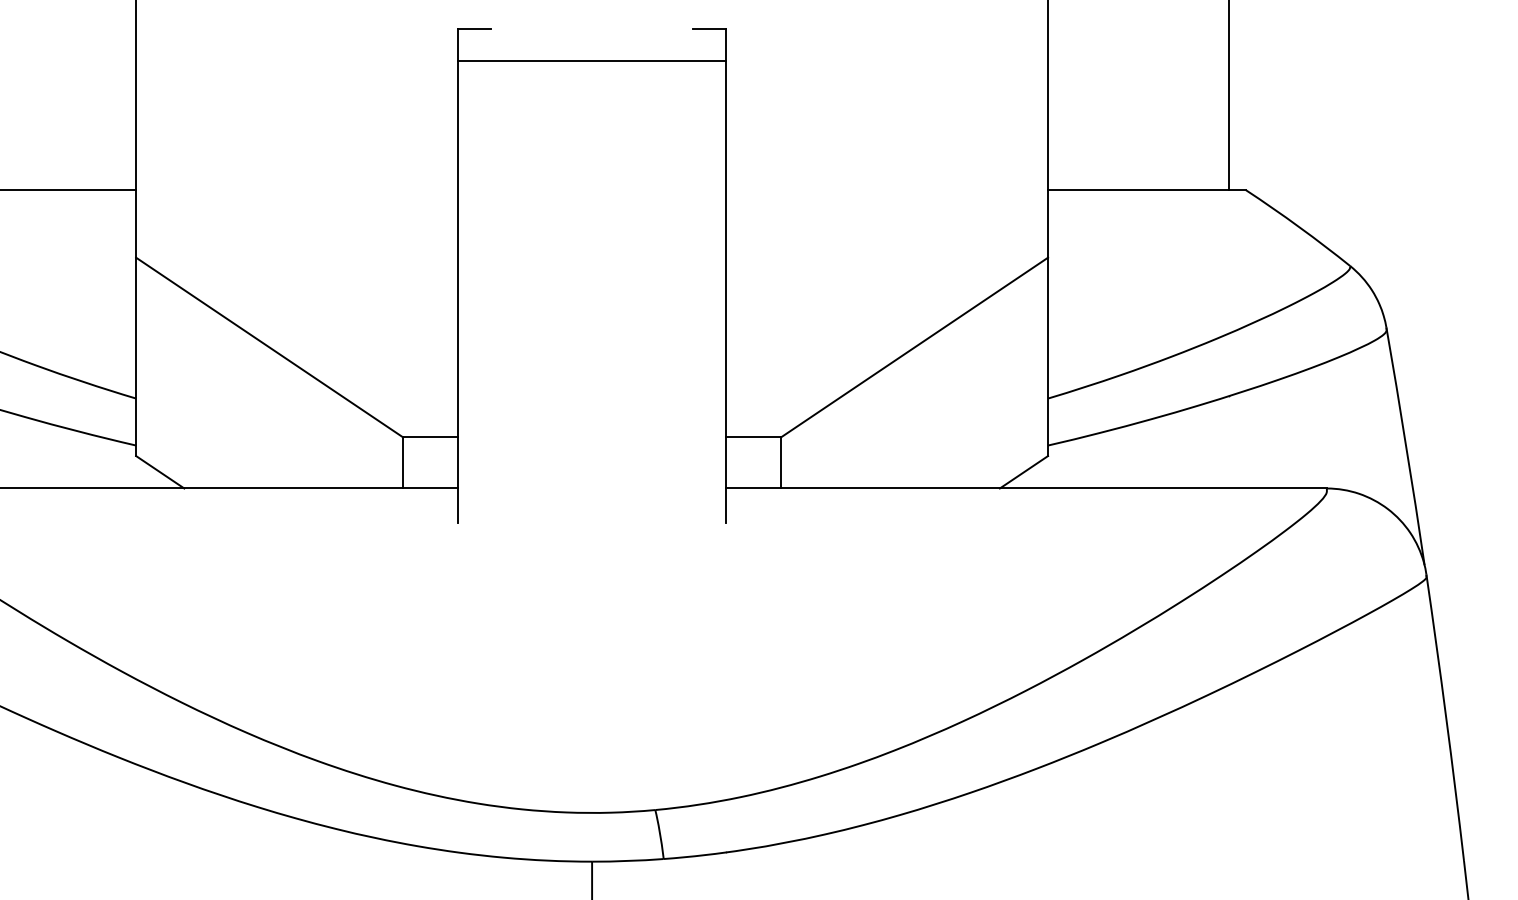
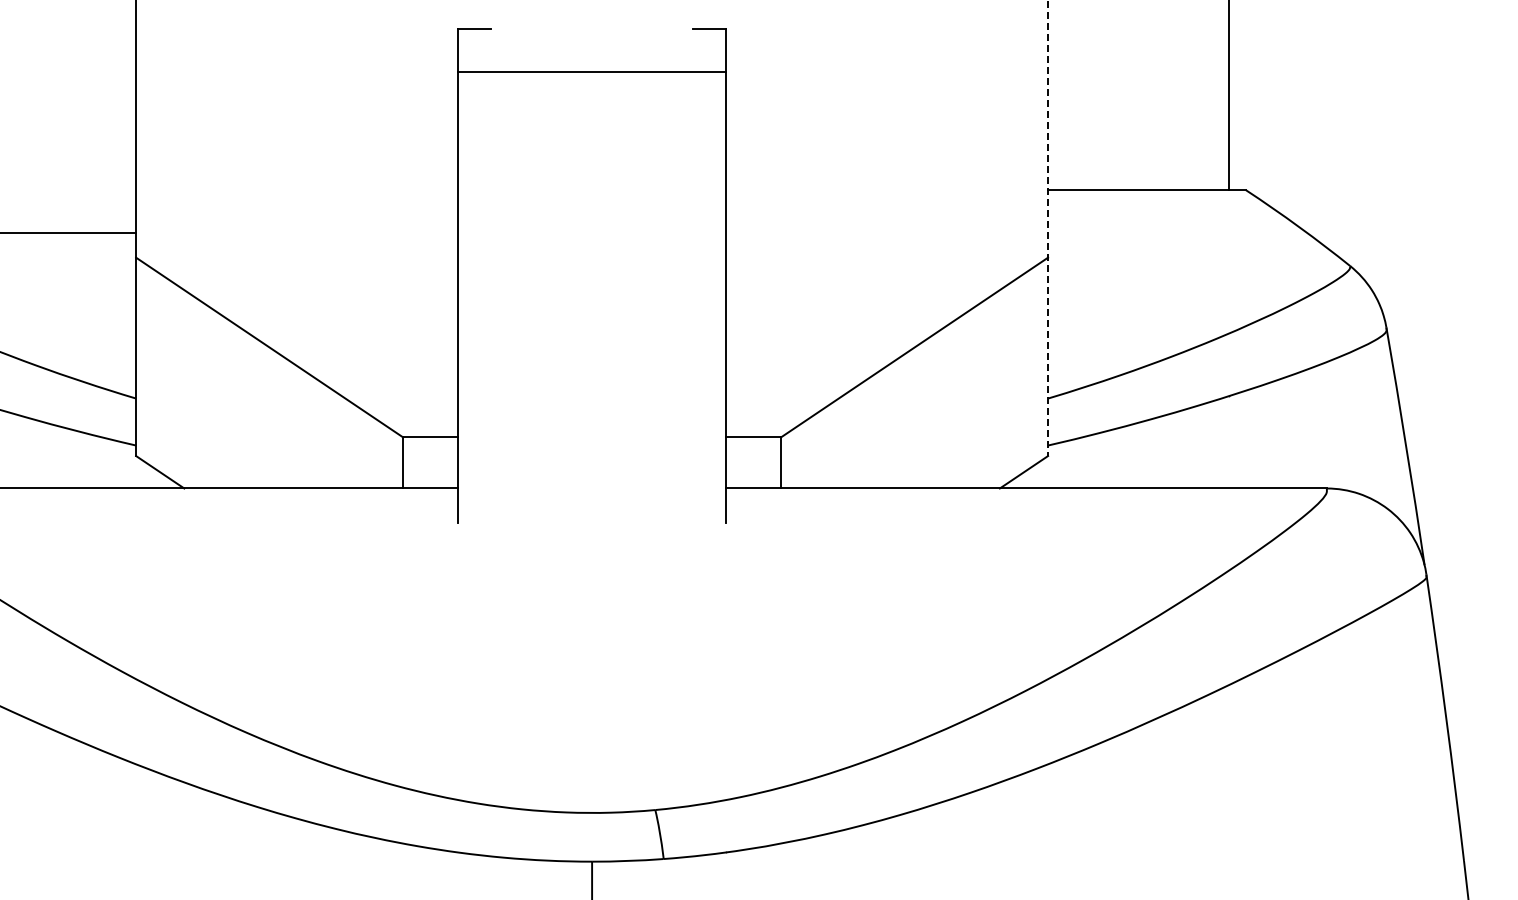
line position: (592, 60) -> (592, 71) (592, 71)
line position: (69, 190) -> (69, 233) (69, 233)
line: solid -> dashed (1048, 228)
